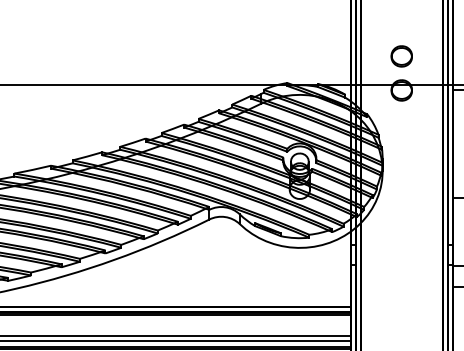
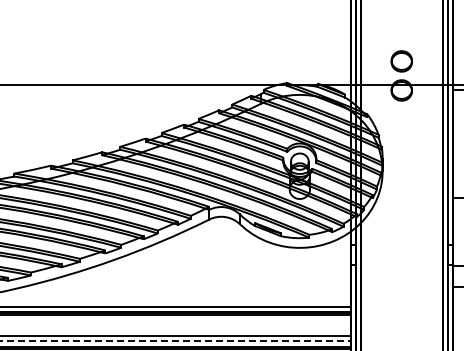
part position: (401, 56) -> (401, 61) (401, 61)
line: solid -> dashed (175, 340)
